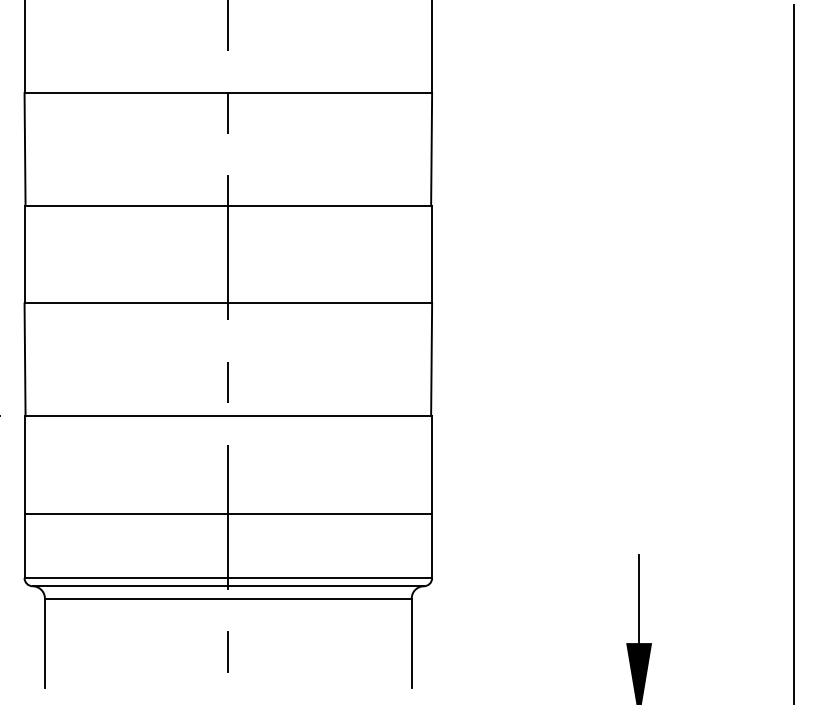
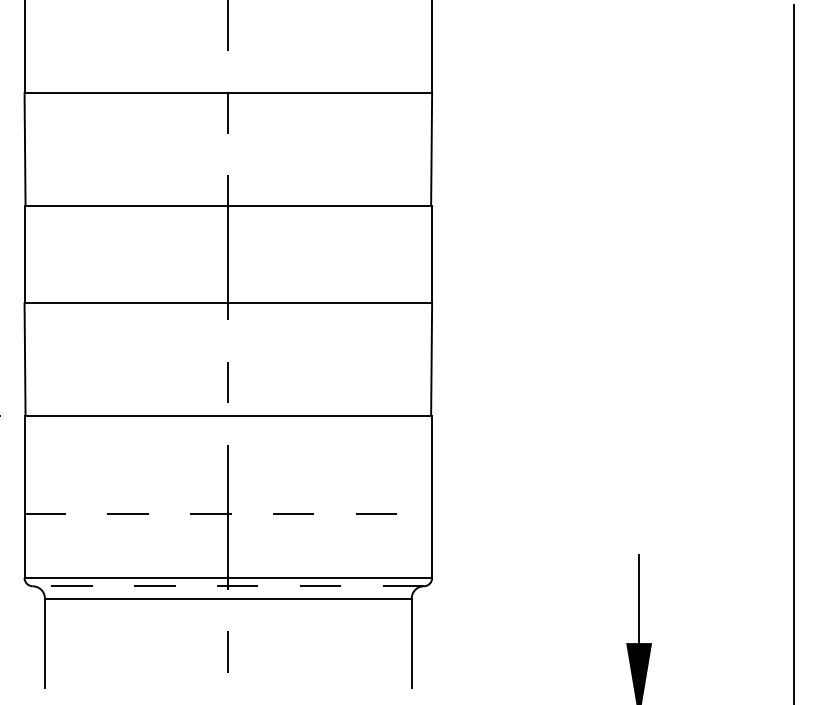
line: solid -> dashed (228, 513)
line: solid -> dashed (228, 586)
